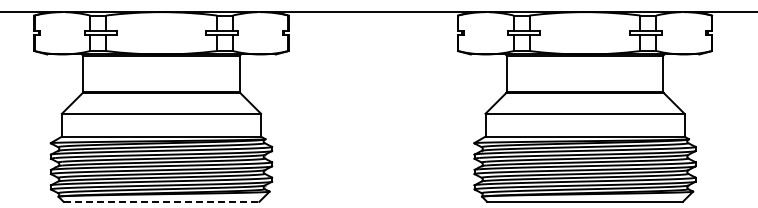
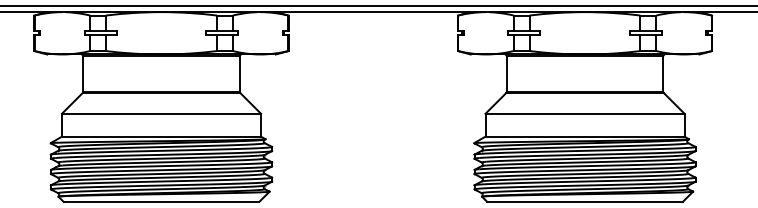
line: none -> present (378, 6)
line: dashed -> solid (161, 201)
